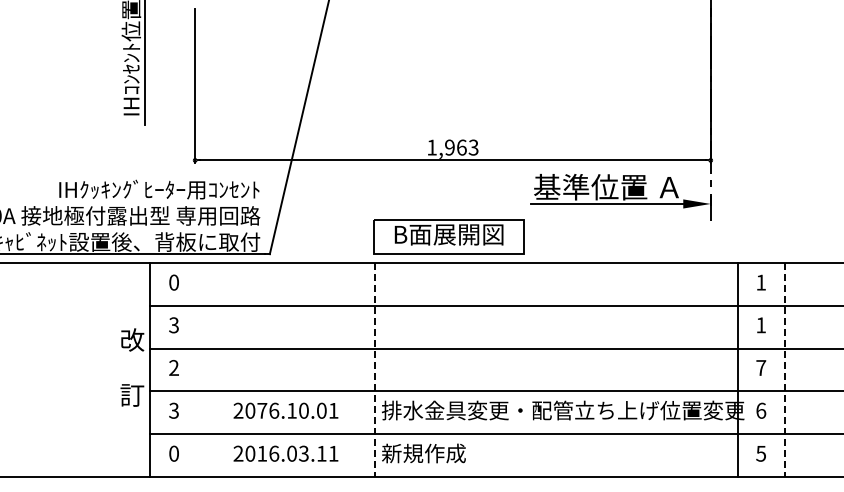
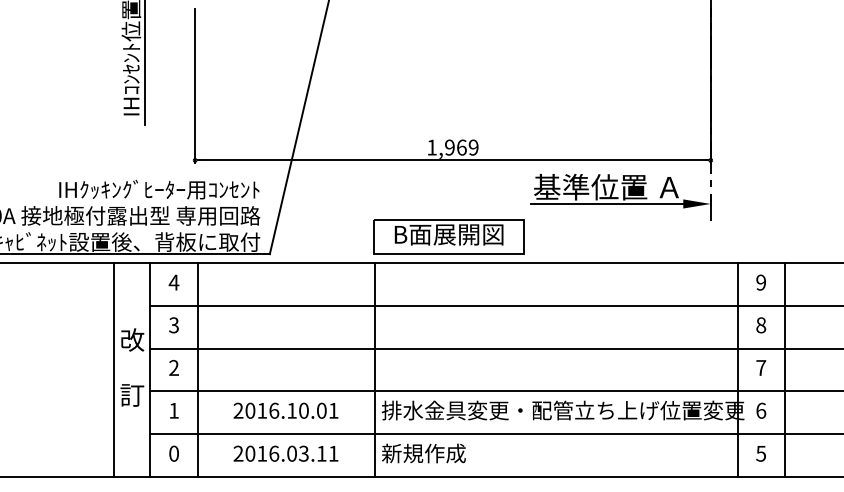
text: 1,963 -> 1,969 (473, 147)
text: 0 -> 4 (173, 282)
text: 1 -> 9 (760, 282)
text: 1 -> 8 (761, 325)
line: none -> present (114, 370)
line: none -> present (197, 370)
line: dashed -> solid (374, 370)
line: dashed -> solid (784, 370)
text: 3 -> 1 (173, 410)
text: 2076.10.01 -> 2016.10.01 (262, 410)
